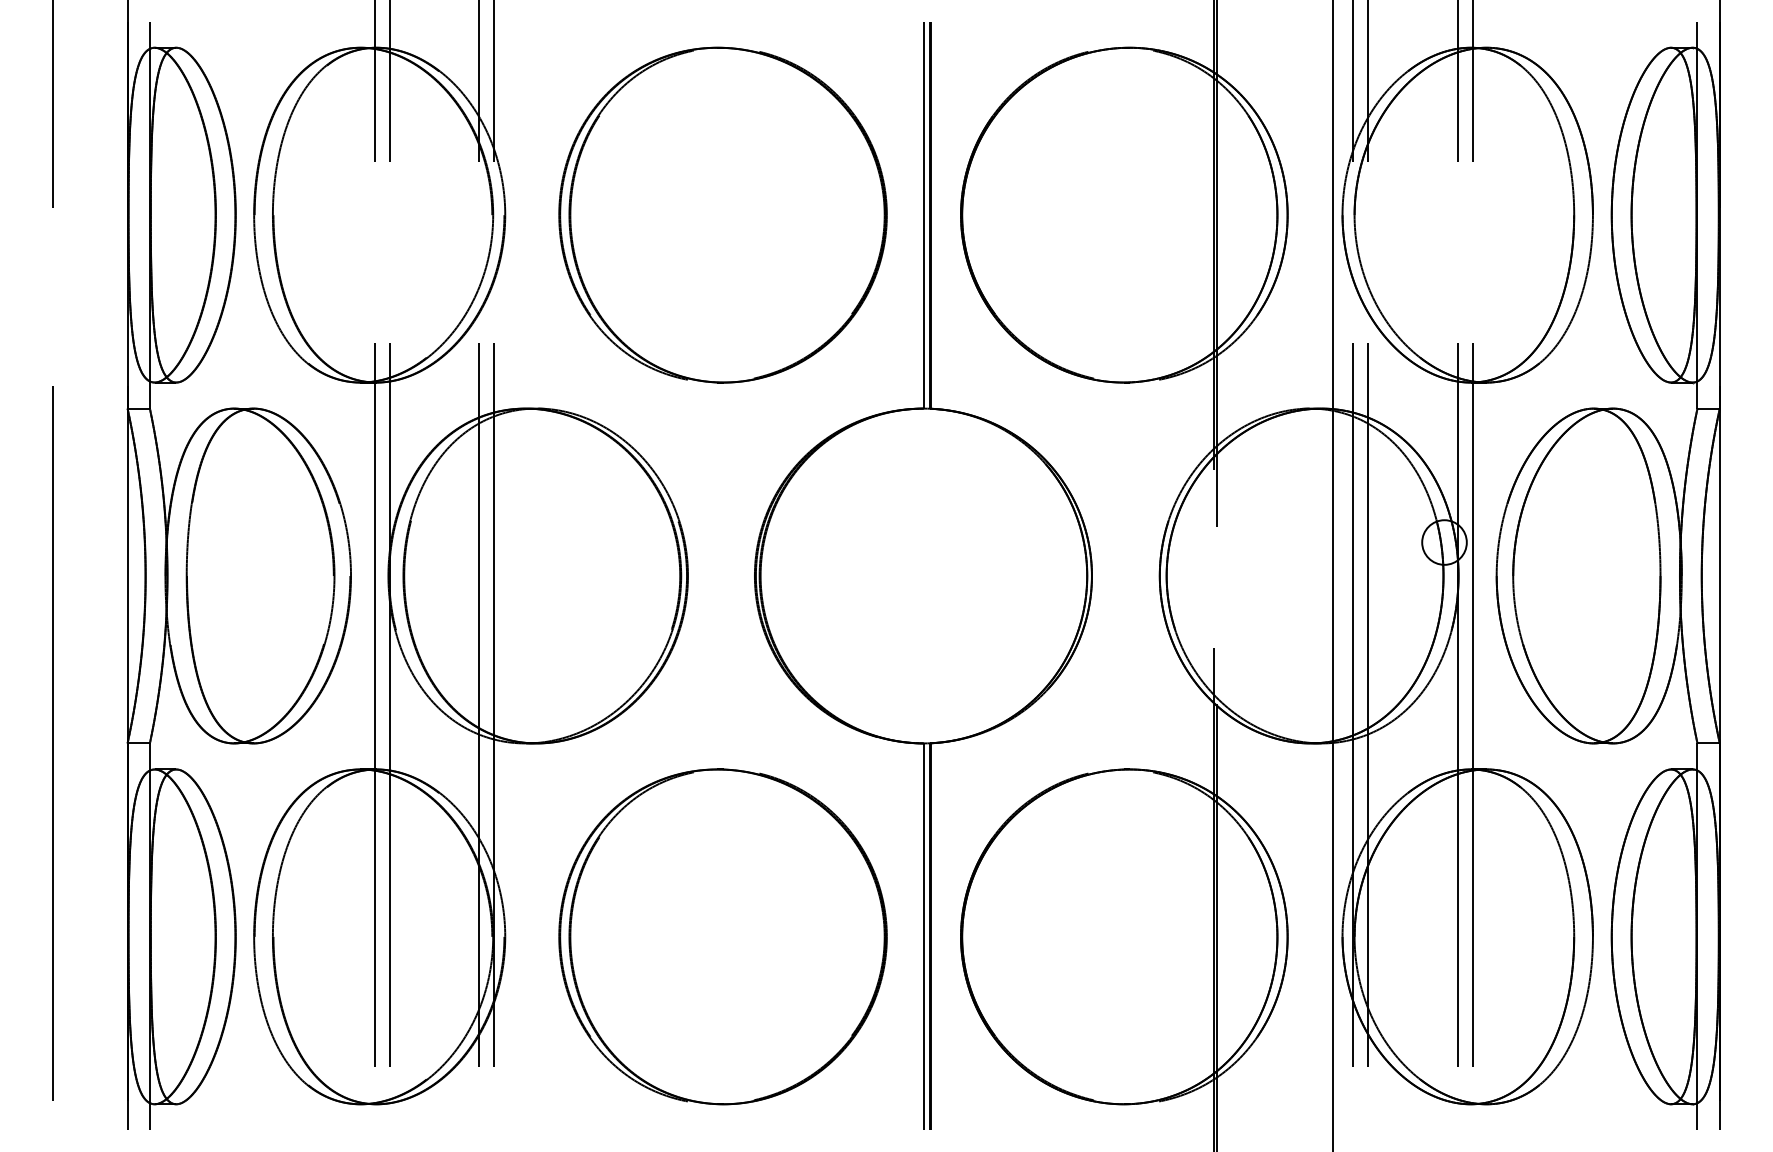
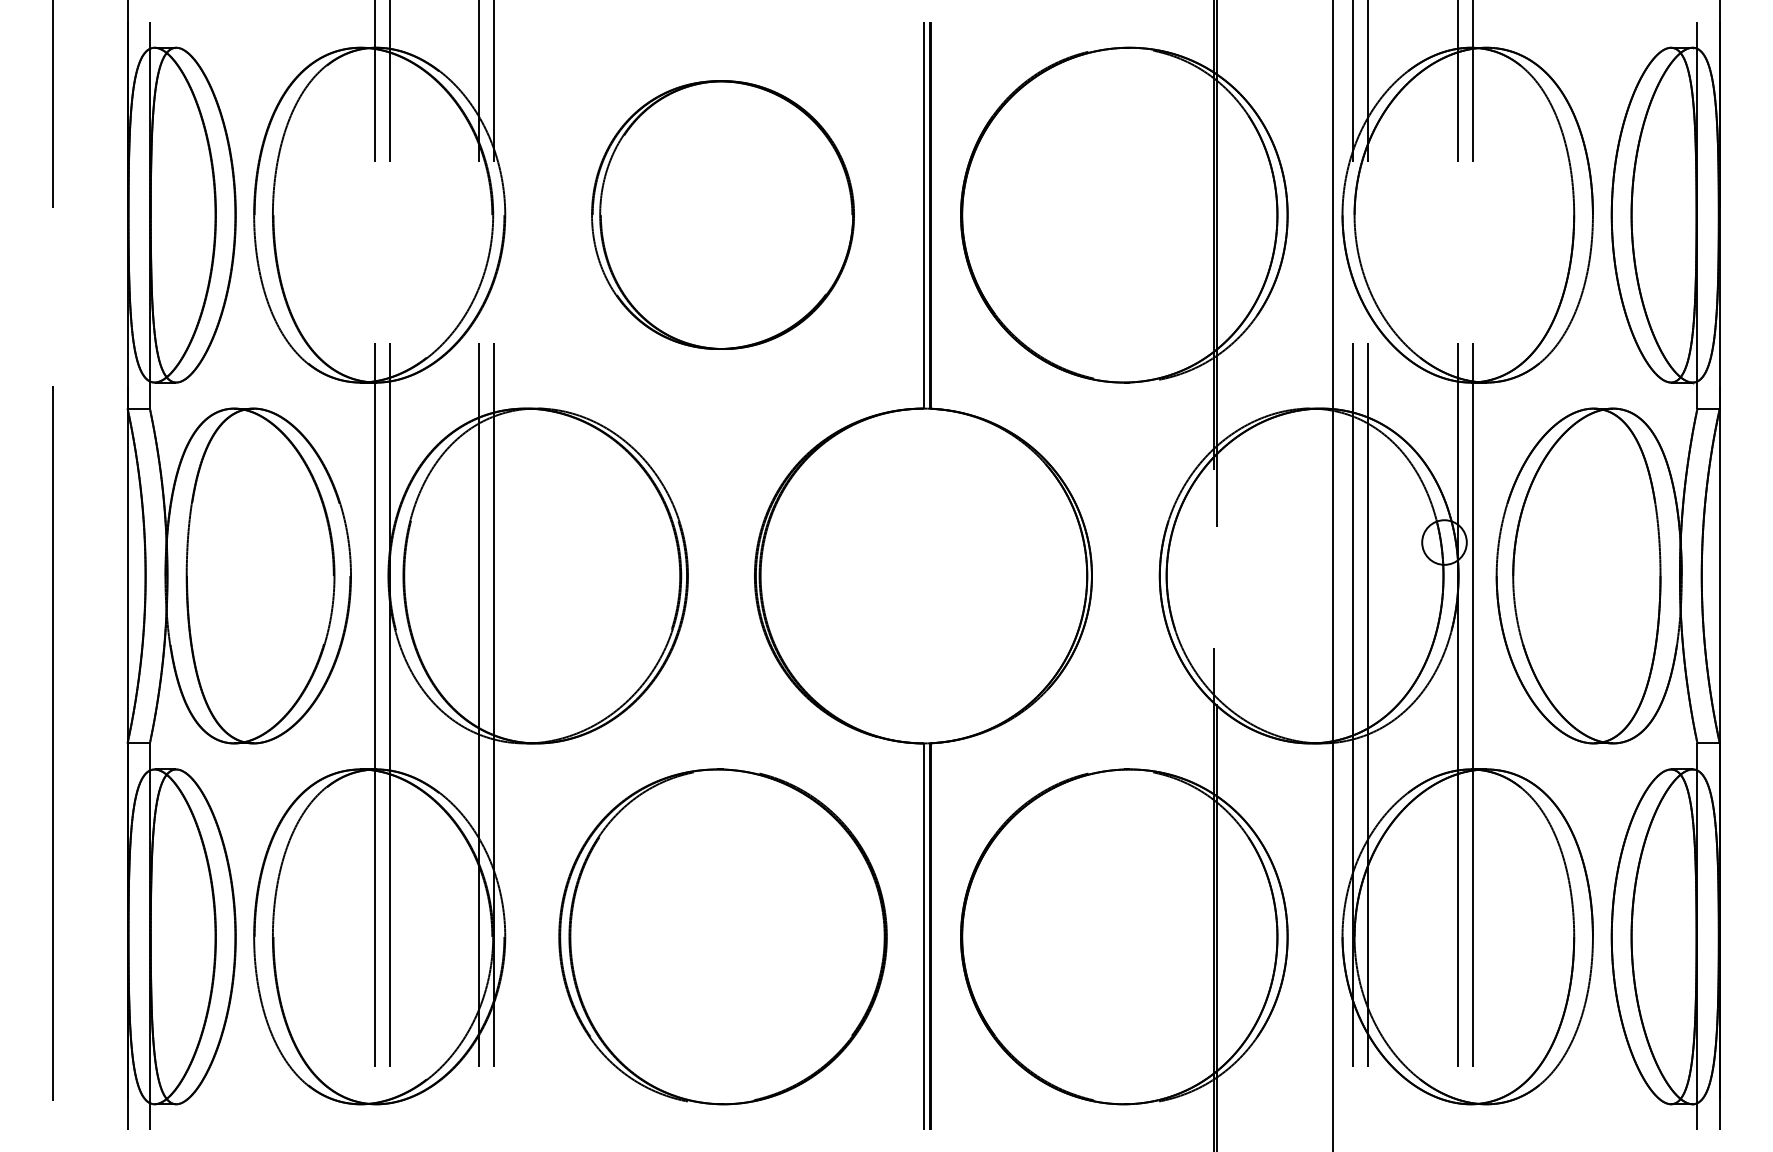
part size: 330x338 px -> 264x270 px (722, 214)
